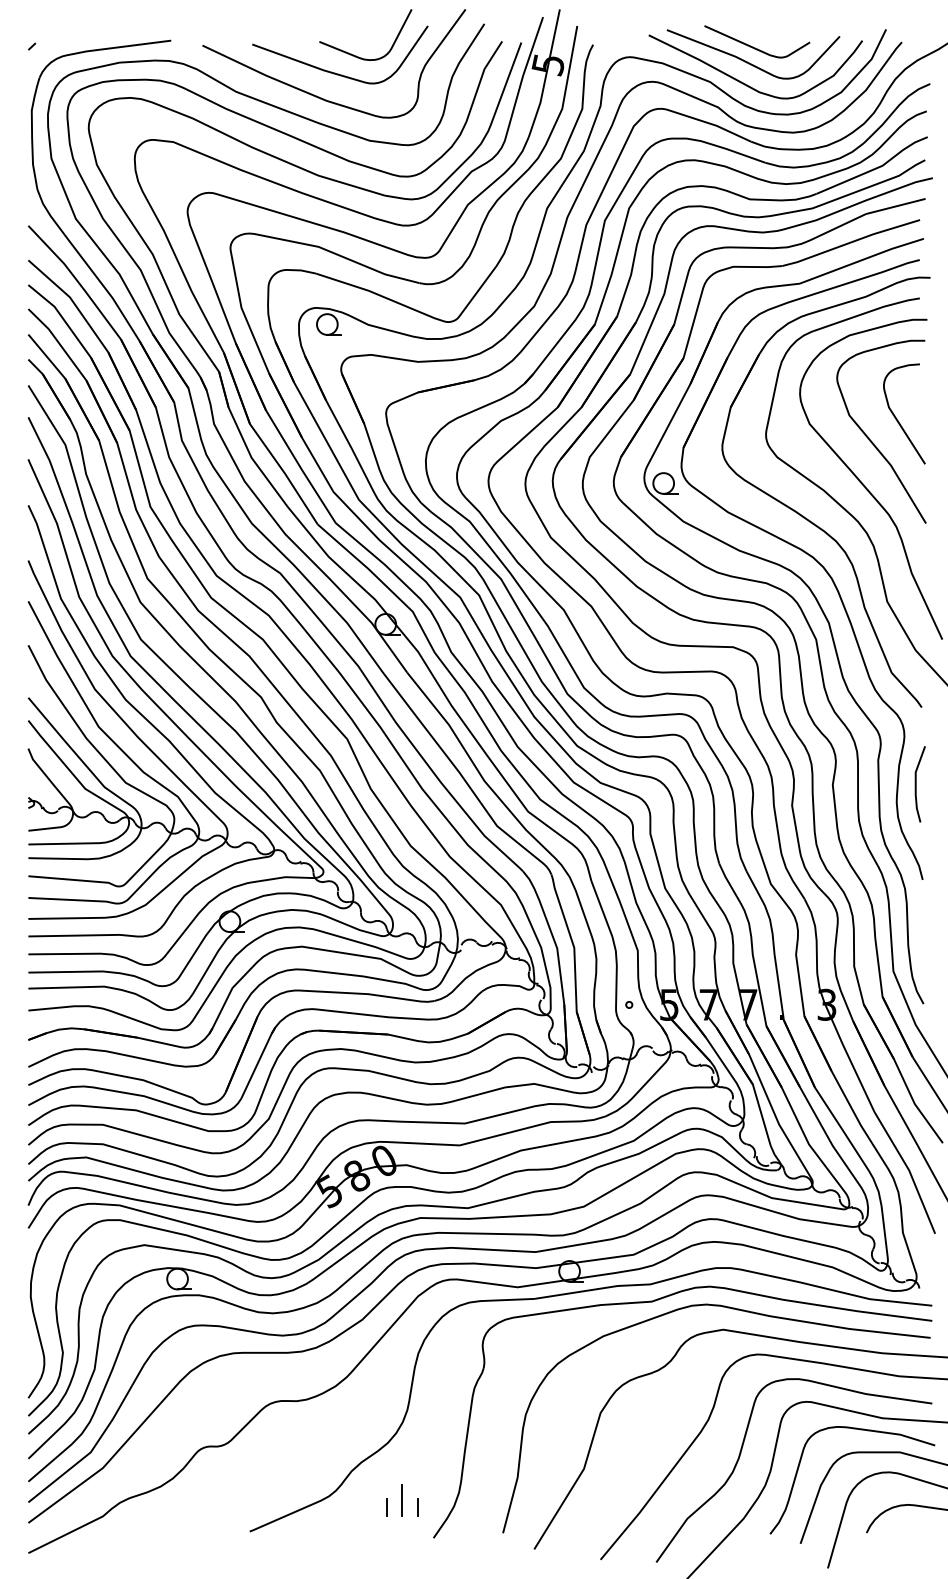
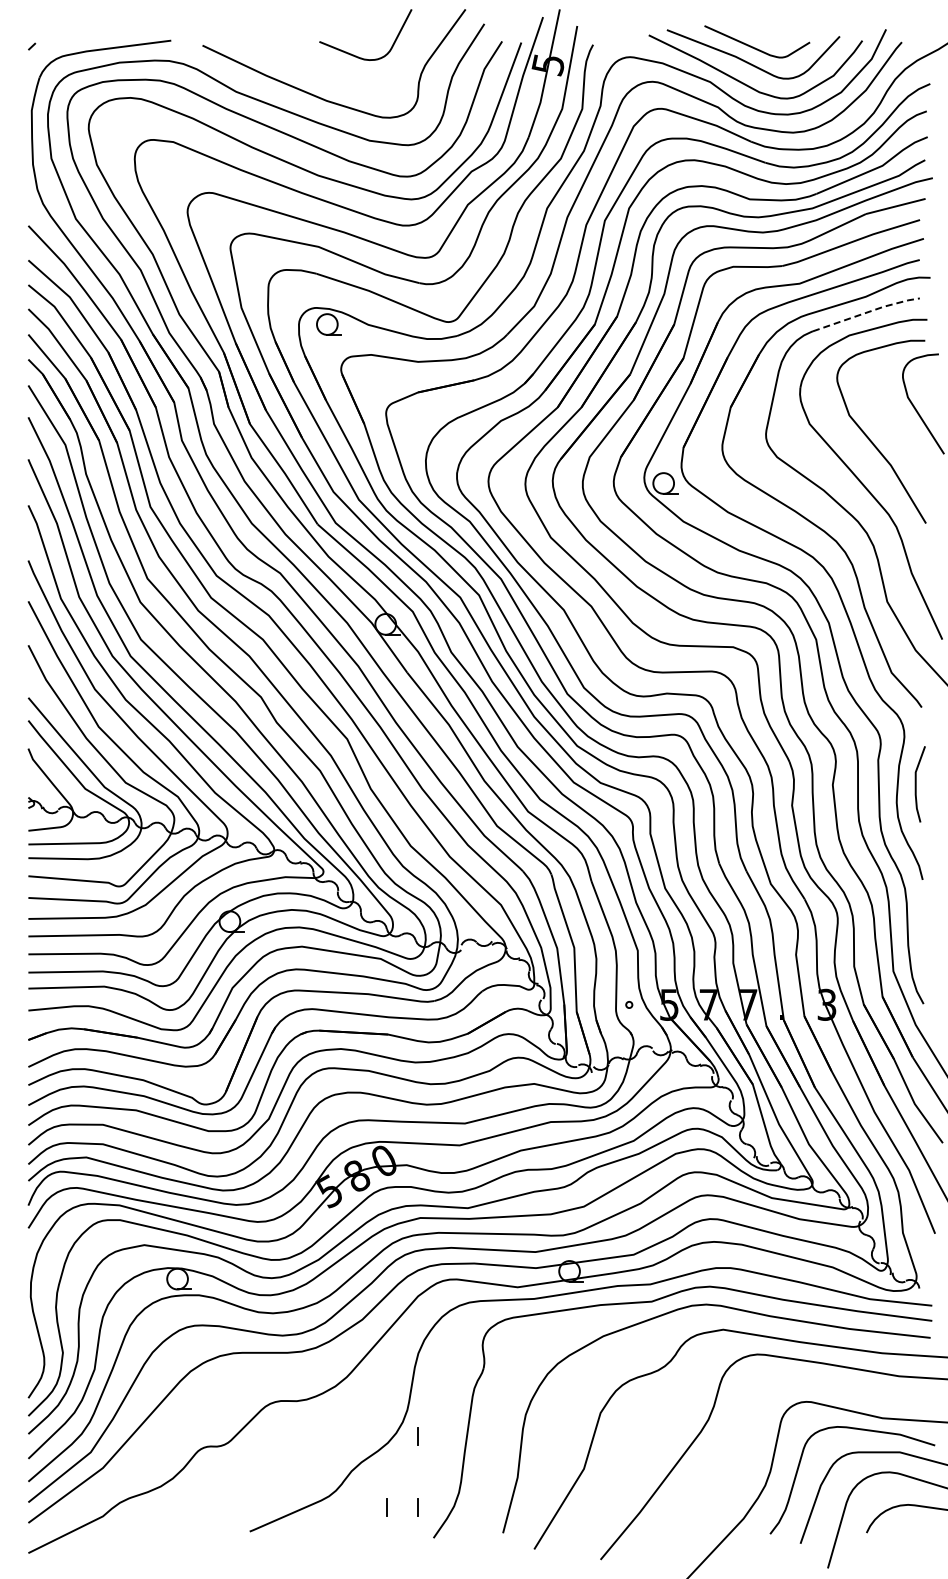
curve: present -> none (335, 72)
line: solid -> dashed (867, 312)
curve position: (897, 418) -> (916, 408) (916, 408)
line: none -> present (417, 1436)
curve: present -> none (741, 1453)
line: present -> none (402, 1500)
